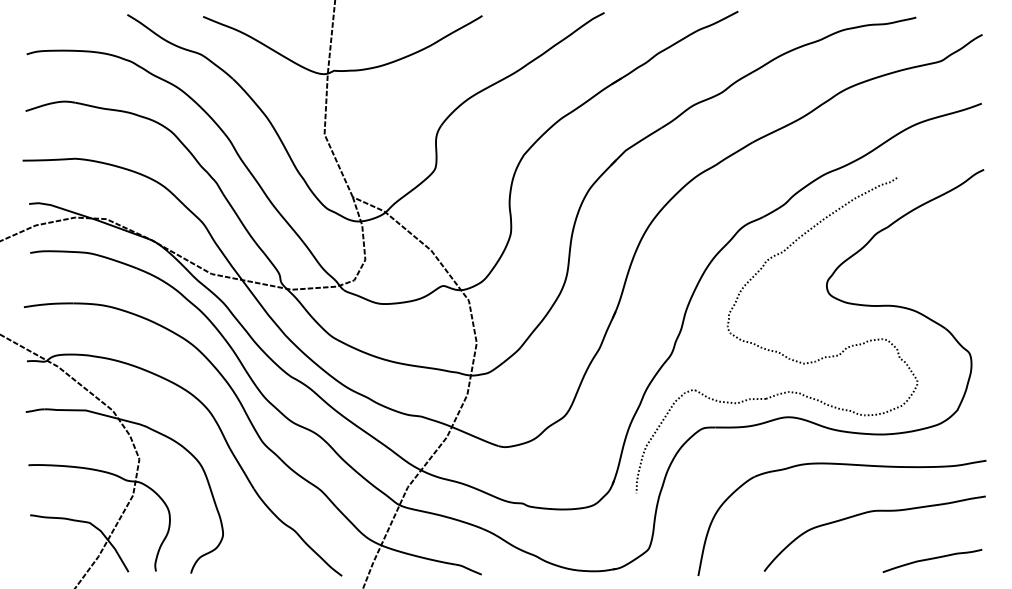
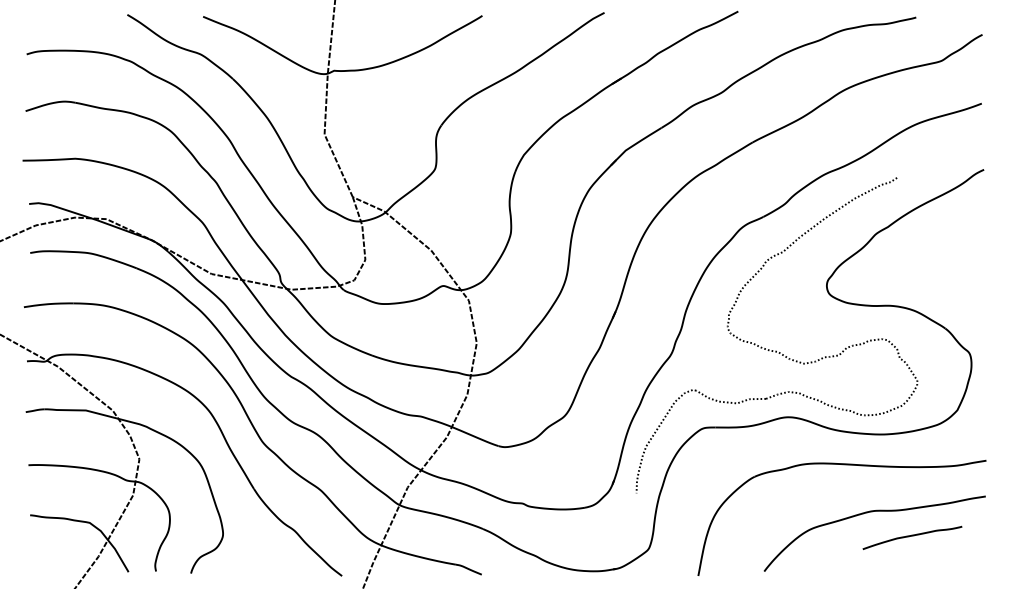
curve position: (932, 559) -> (912, 536) (912, 536)
